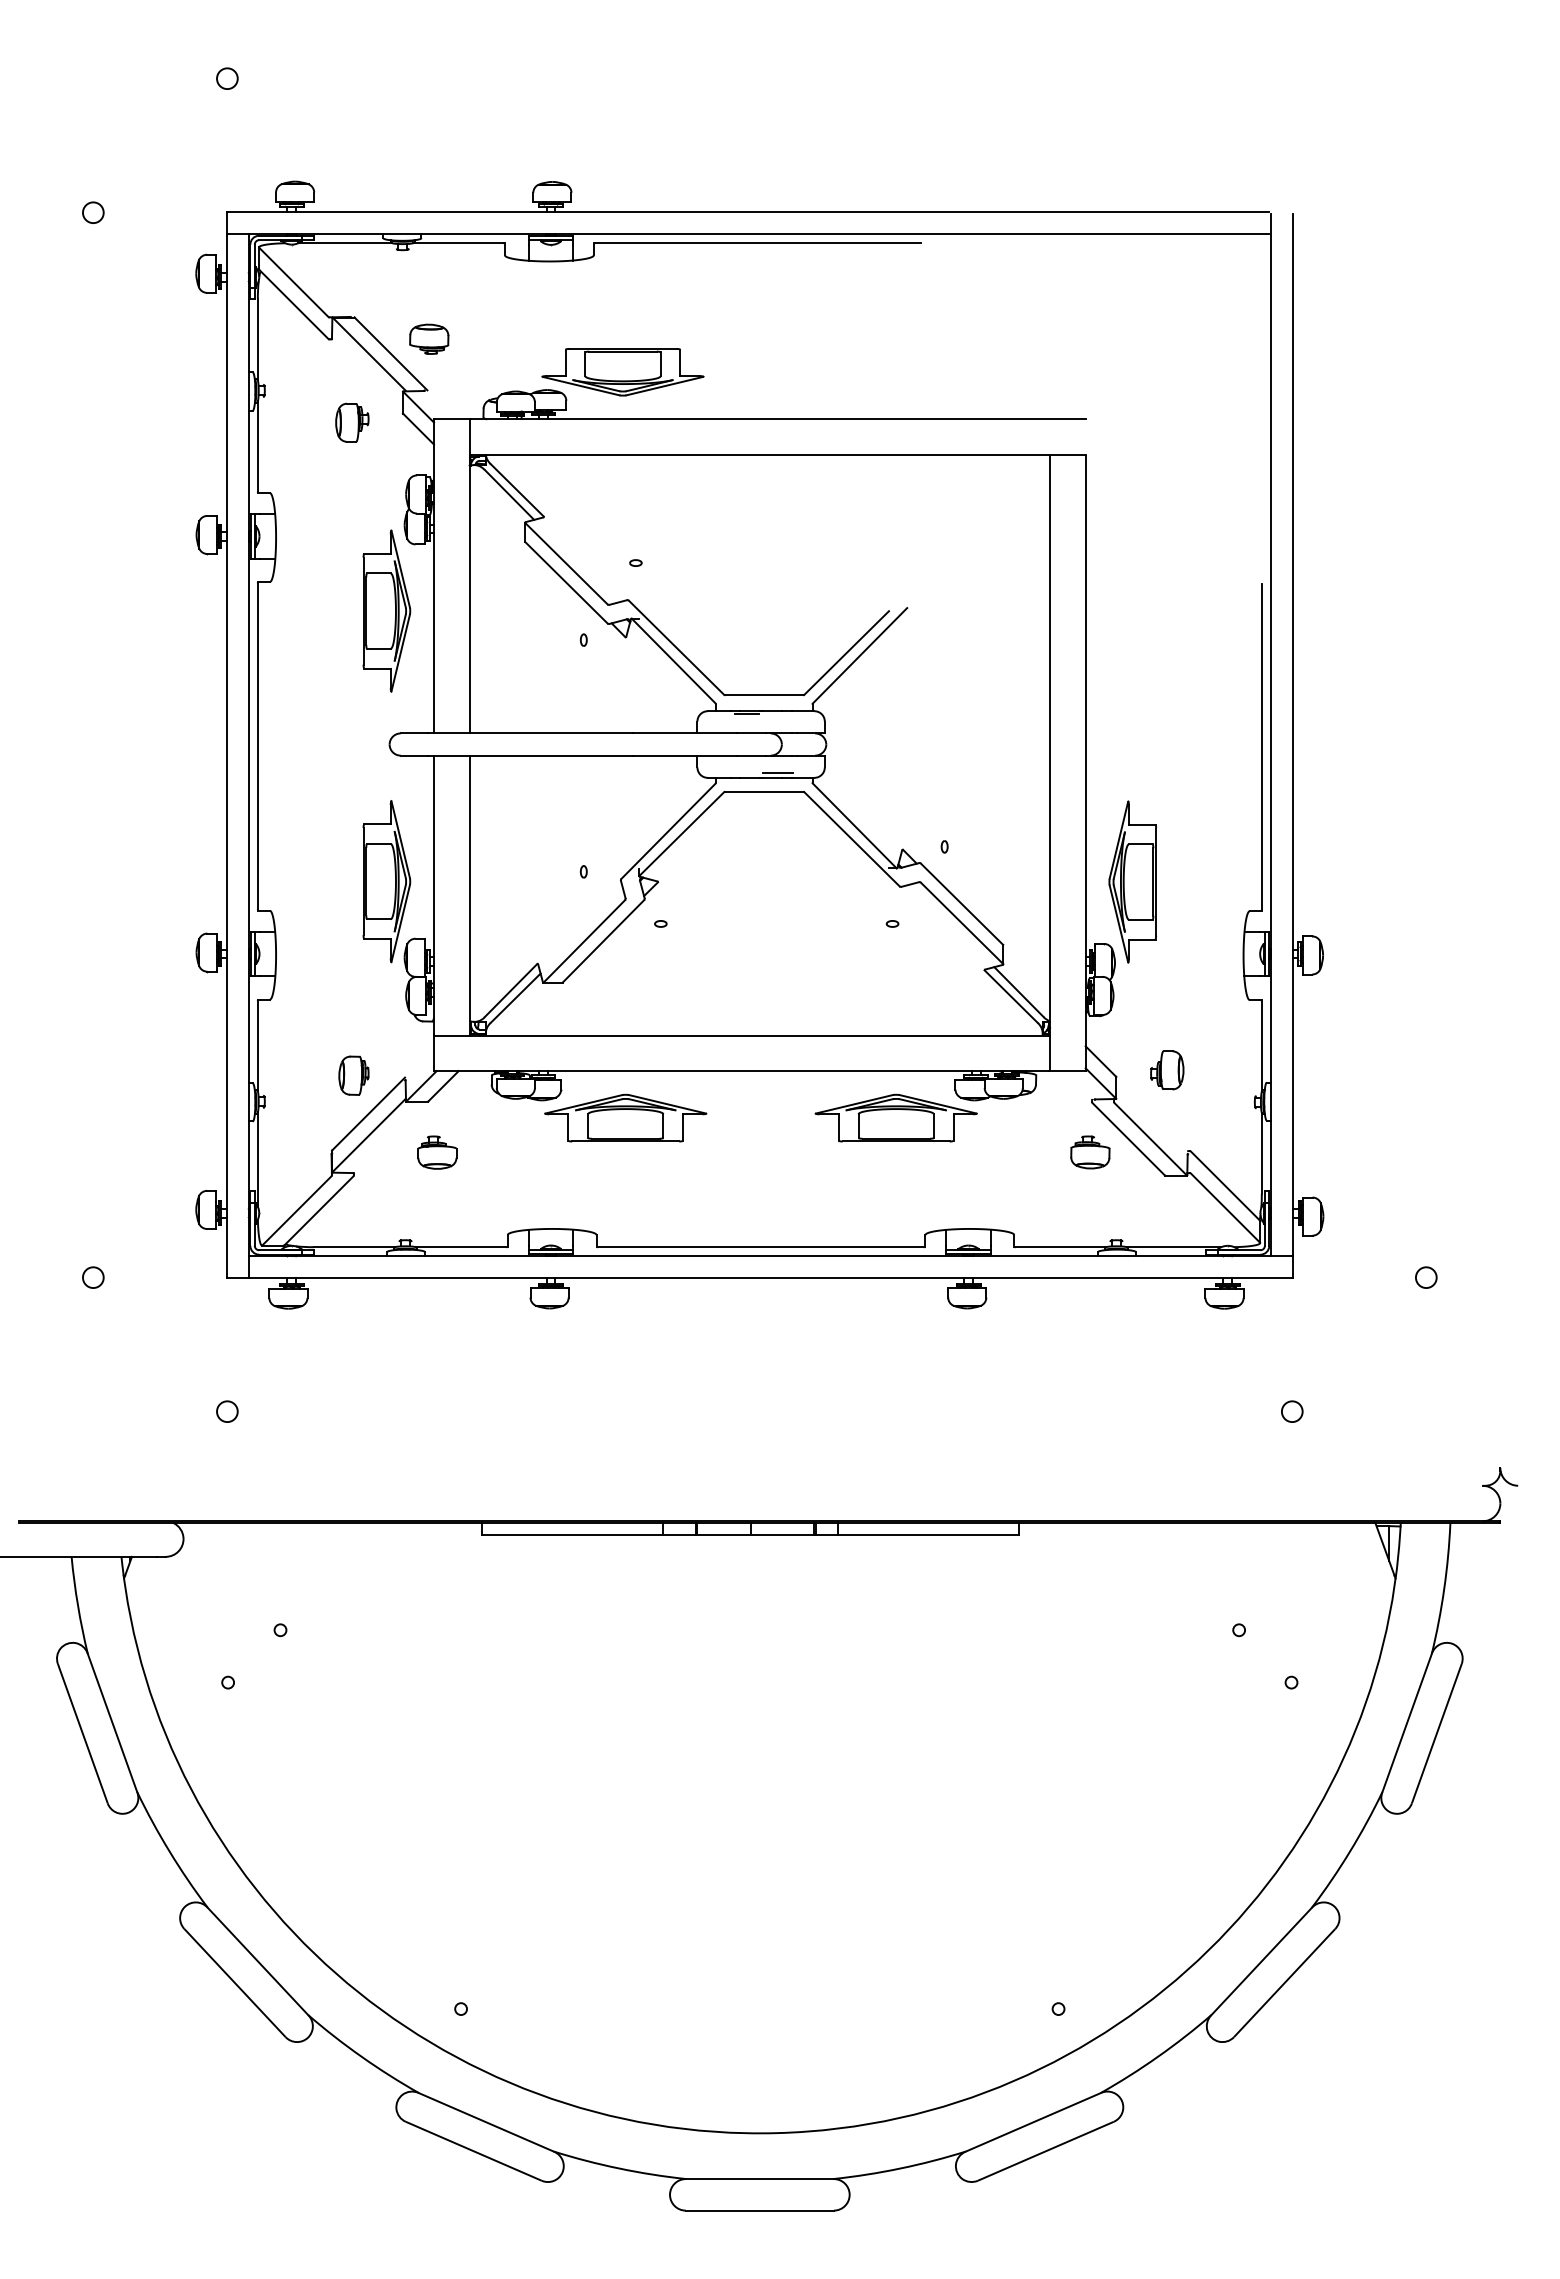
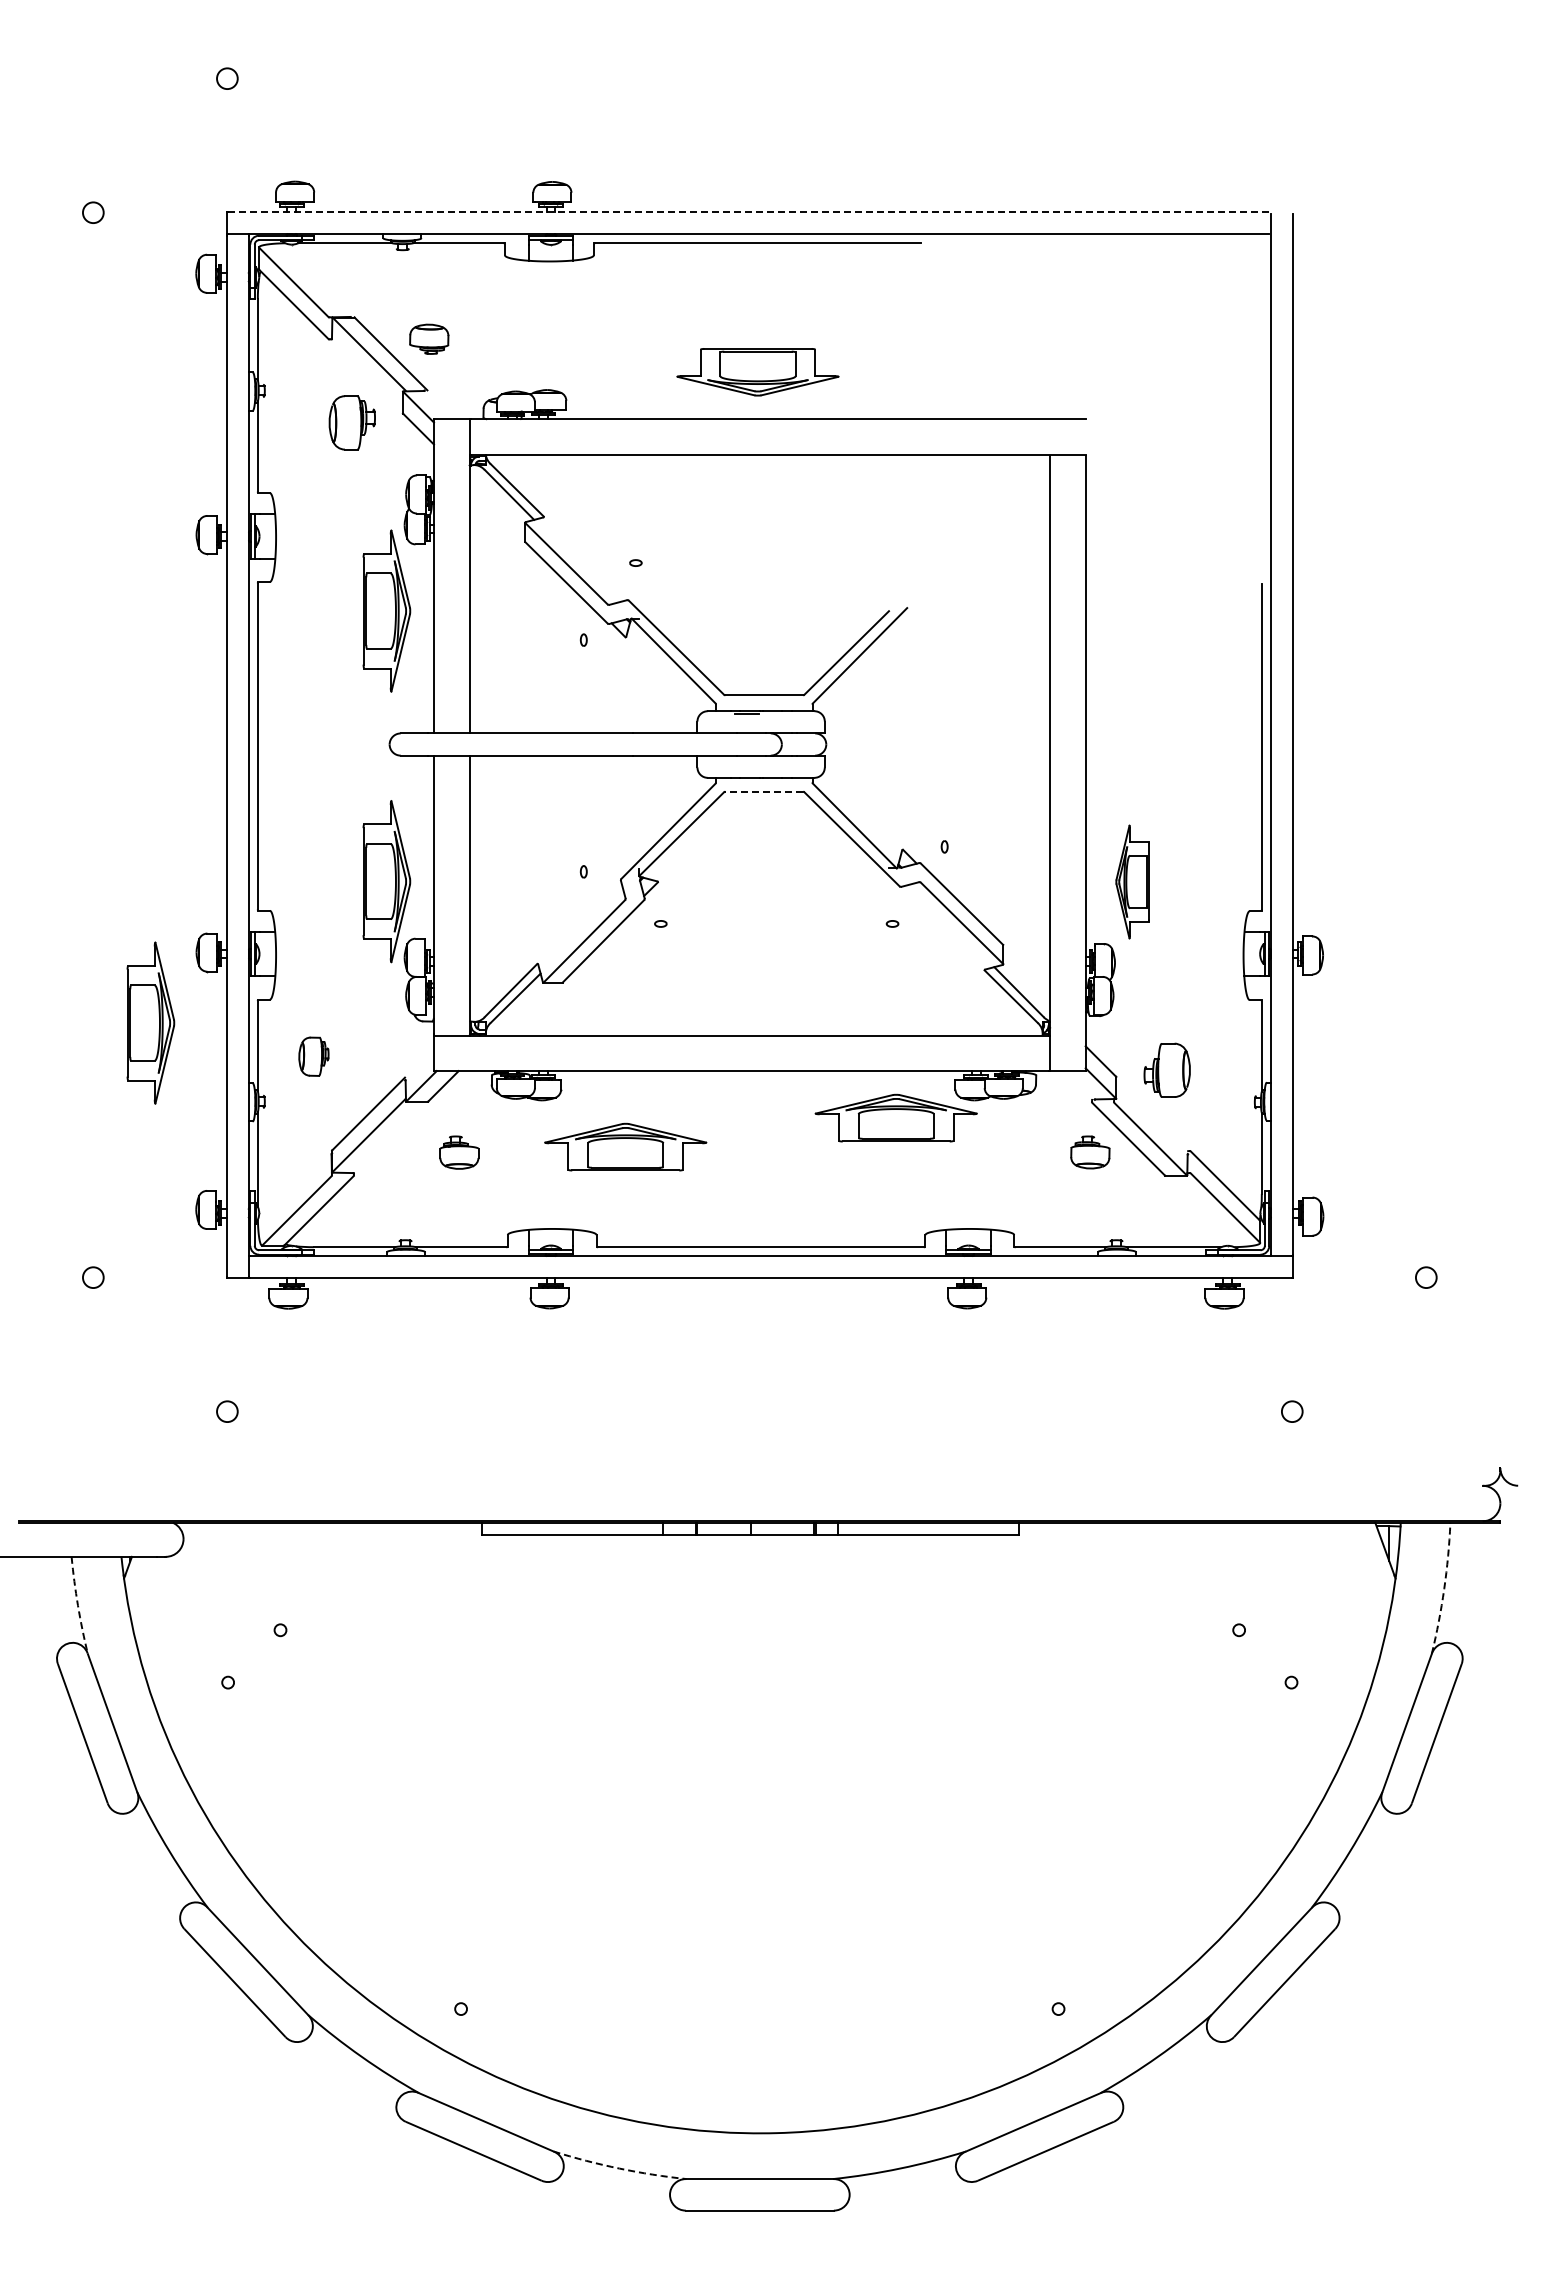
line: solid -> dashed (748, 212)
part position: (622, 372) -> (757, 372) (757, 372)
part size: 35x41 px -> 48x56 px (351, 422)
line: present -> none (777, 772)
line: solid -> dashed (764, 791)
part size: 49x164 px -> 35x116 px (1132, 881)
part: none -> present (150, 1022)
part size: 35x41 px -> 48x56 px (1166, 1069)
part position: (353, 1075) -> (313, 1056) (313, 1056)
part position: (625, 1117) -> (625, 1146) (625, 1146)
part position: (437, 1152) -> (459, 1152) (459, 1152)
arc: solid -> dashed (1444, 1588)
arc: solid -> dashed (78, 1605)
arc: solid -> dashed (619, 2168)
